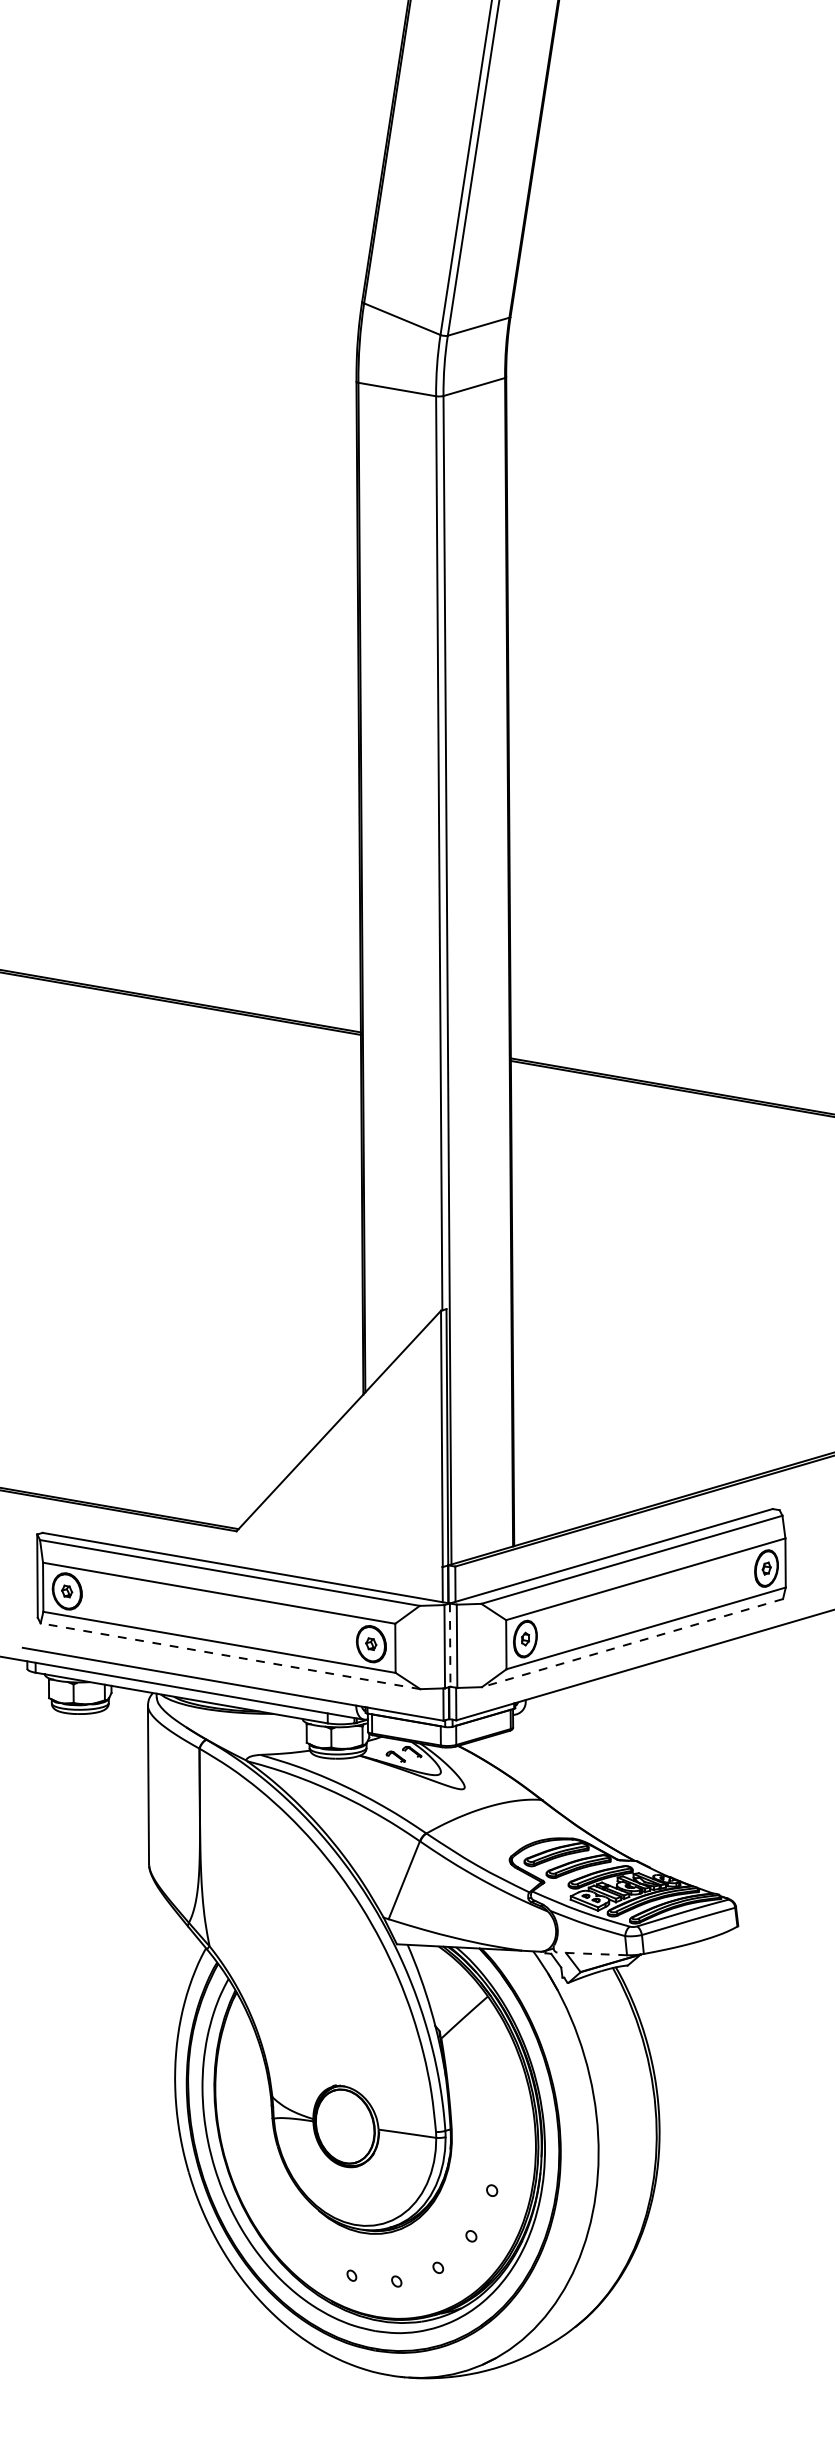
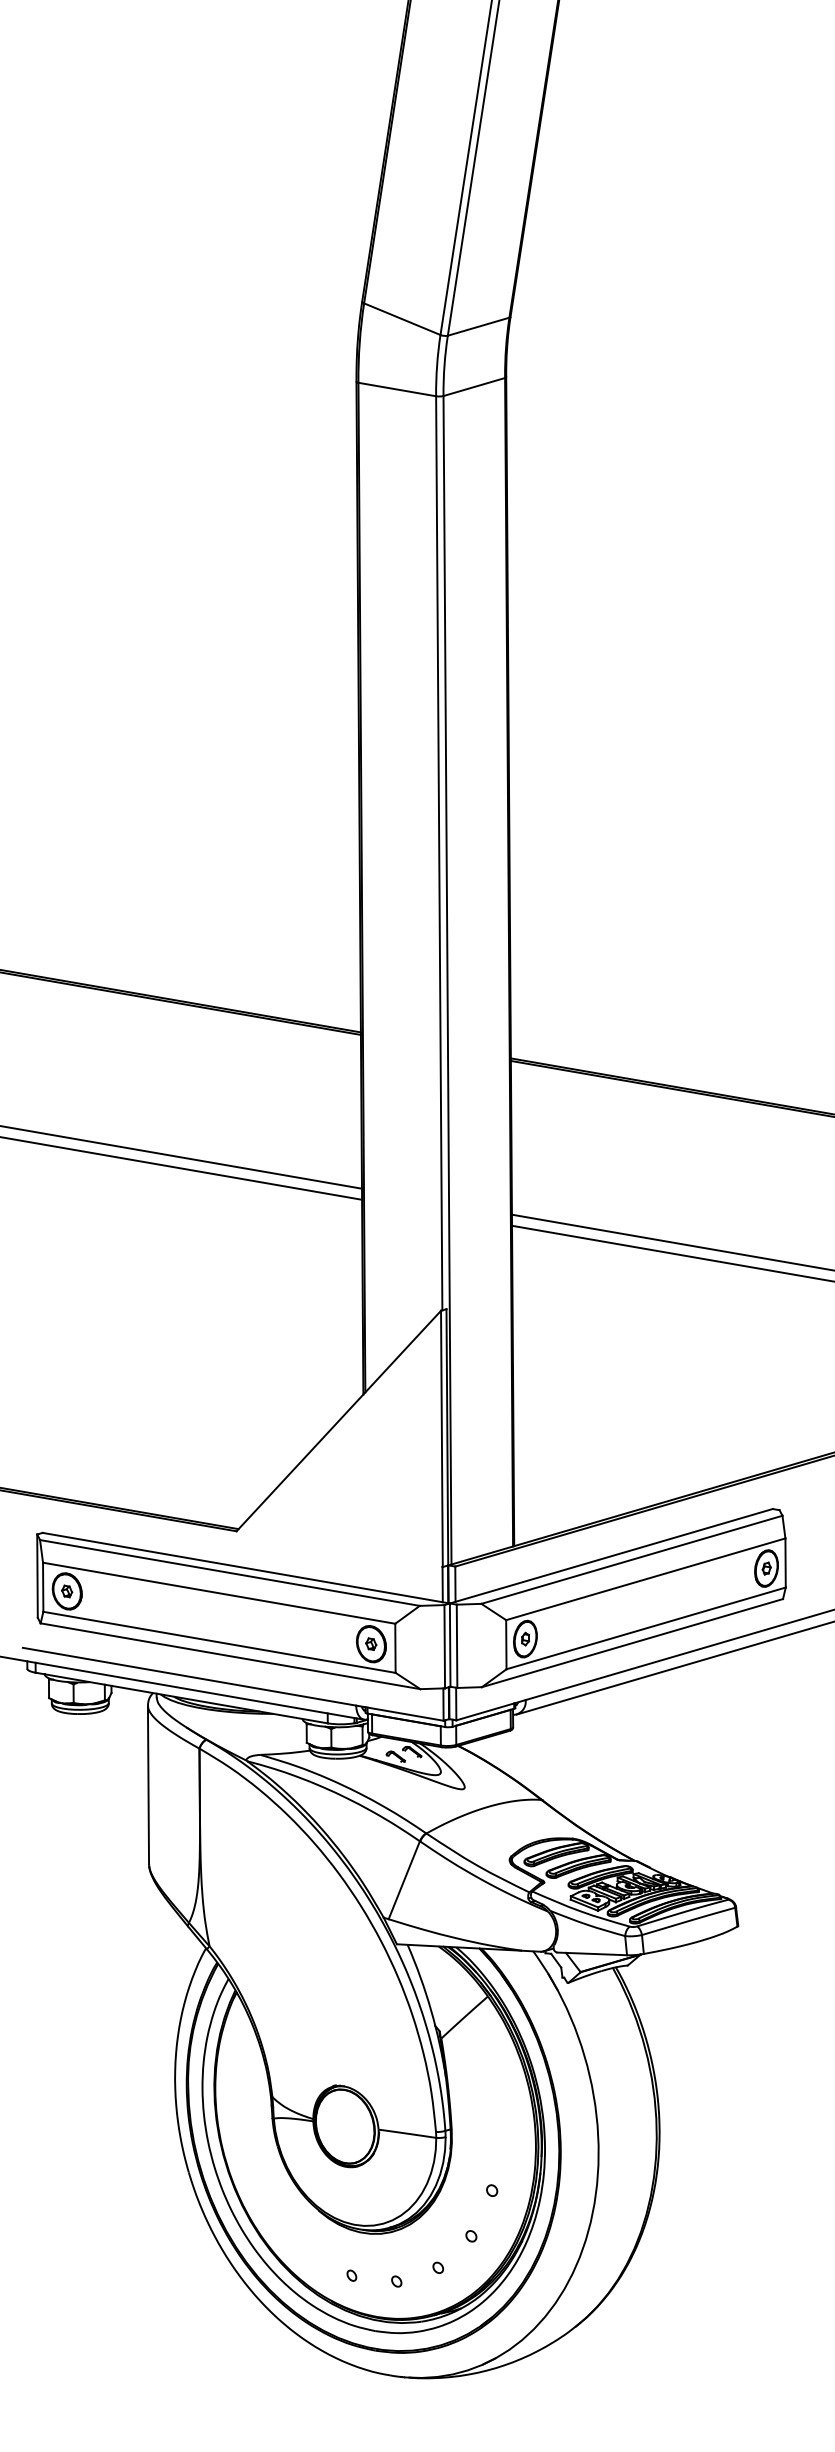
line: none -> present (181, 1157)
line: none -> present (182, 1168)
line: none -> present (671, 1242)
line: none -> present (671, 1253)
line: dashed -> solid (632, 1643)
line: dashed -> solid (450, 1645)
line: dashed -> solid (230, 1656)
line: none -> present (673, 1668)
line: dashed -> solid (592, 1953)
